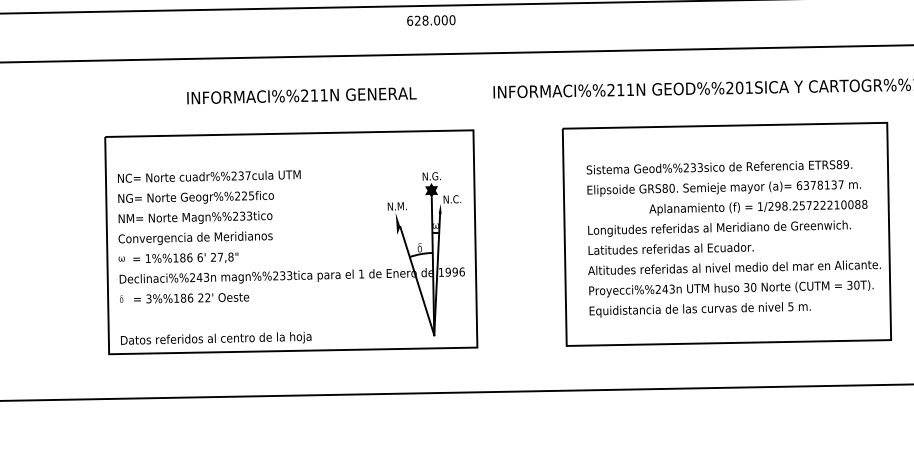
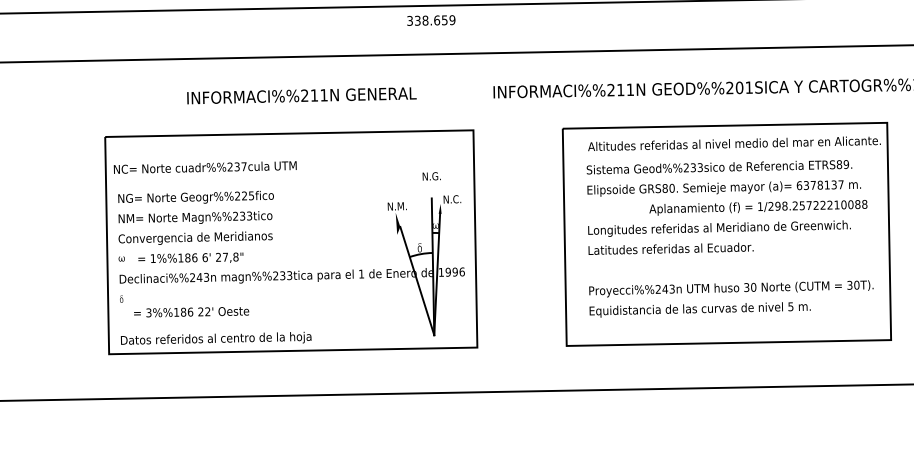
text: 628.000 -> 338.659 (431, 20)
text position: (208, 176) -> (204, 167) (204, 167)
fill: present -> none (431, 190)
text position: (185, 257) -> (190, 257) (190, 257)
text position: (734, 267) -> (734, 143) (734, 143)
text position: (191, 298) -> (191, 312) (191, 312)
